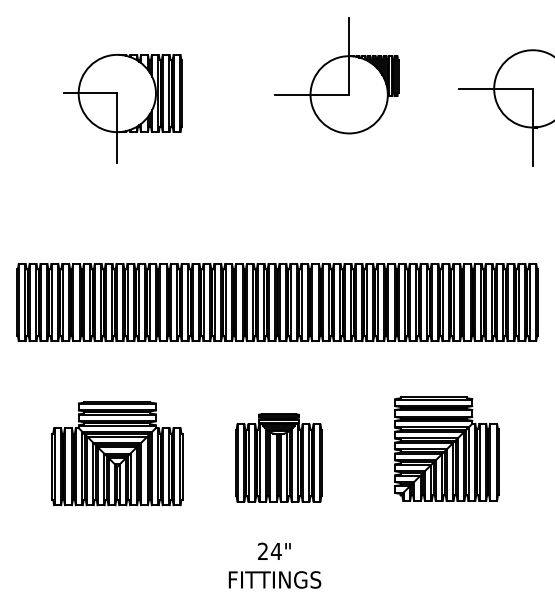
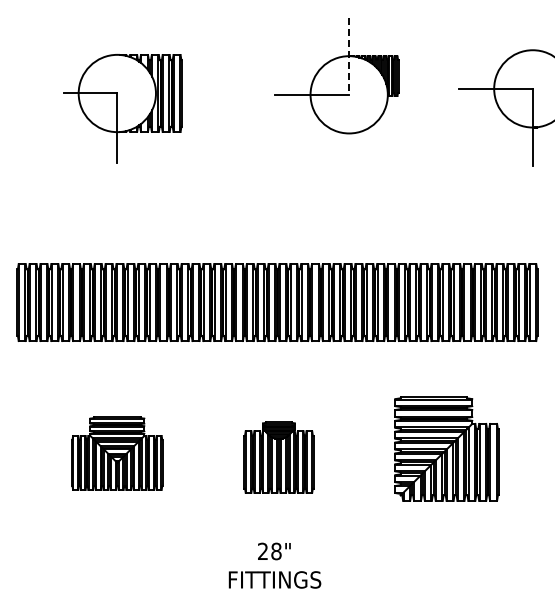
line: solid -> dashed (349, 57)
part size: 133x106 px -> 93x75 px (117, 453)
part size: 88x90 px -> 72x73 px (278, 457)
text: 24" -> 28" (275, 551)
